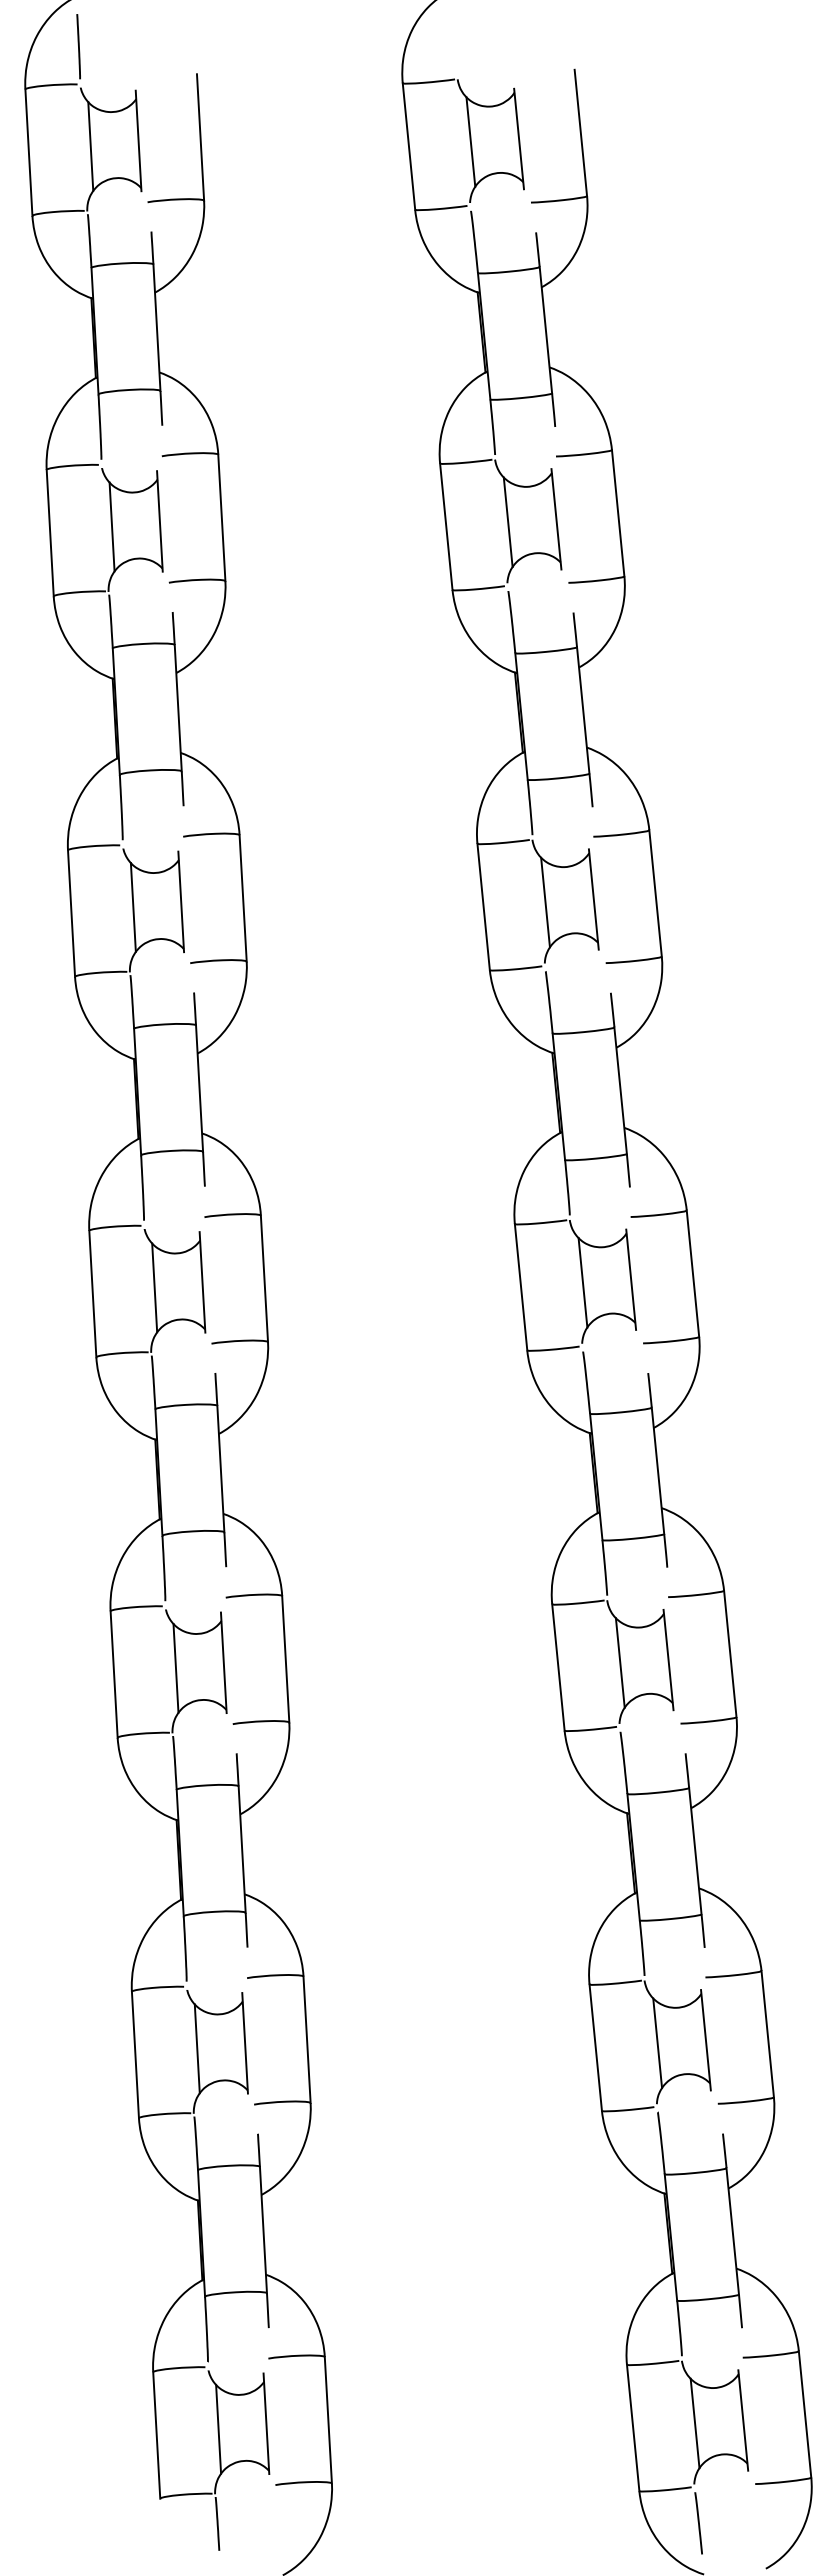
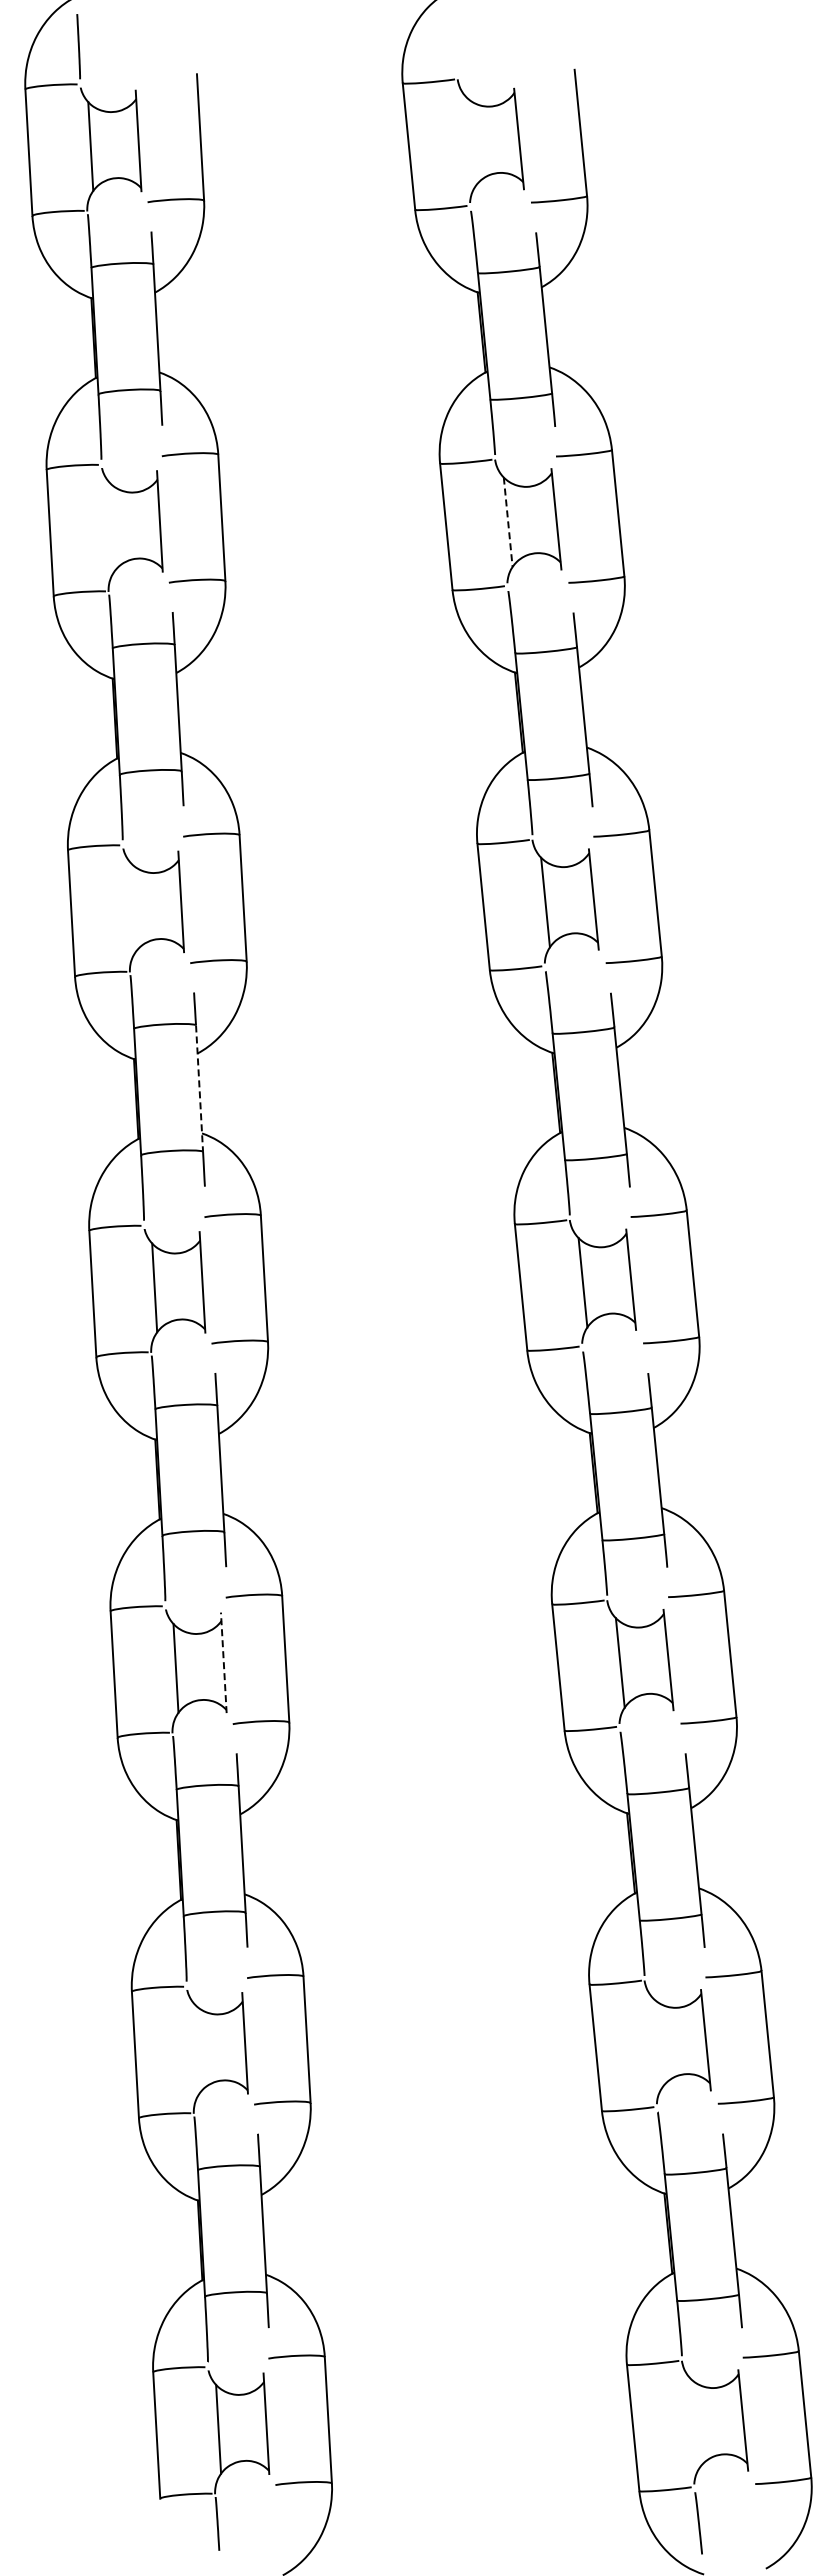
line: present -> none (470, 141)
line: solid -> dashed (508, 522)
line: present -> none (111, 526)
line: present -> none (132, 907)
line: solid -> dashed (199, 1089)
line: solid -> dashed (223, 1662)
line: present -> none (657, 2042)
line: present -> none (196, 2048)
line: present -> none (694, 2423)
